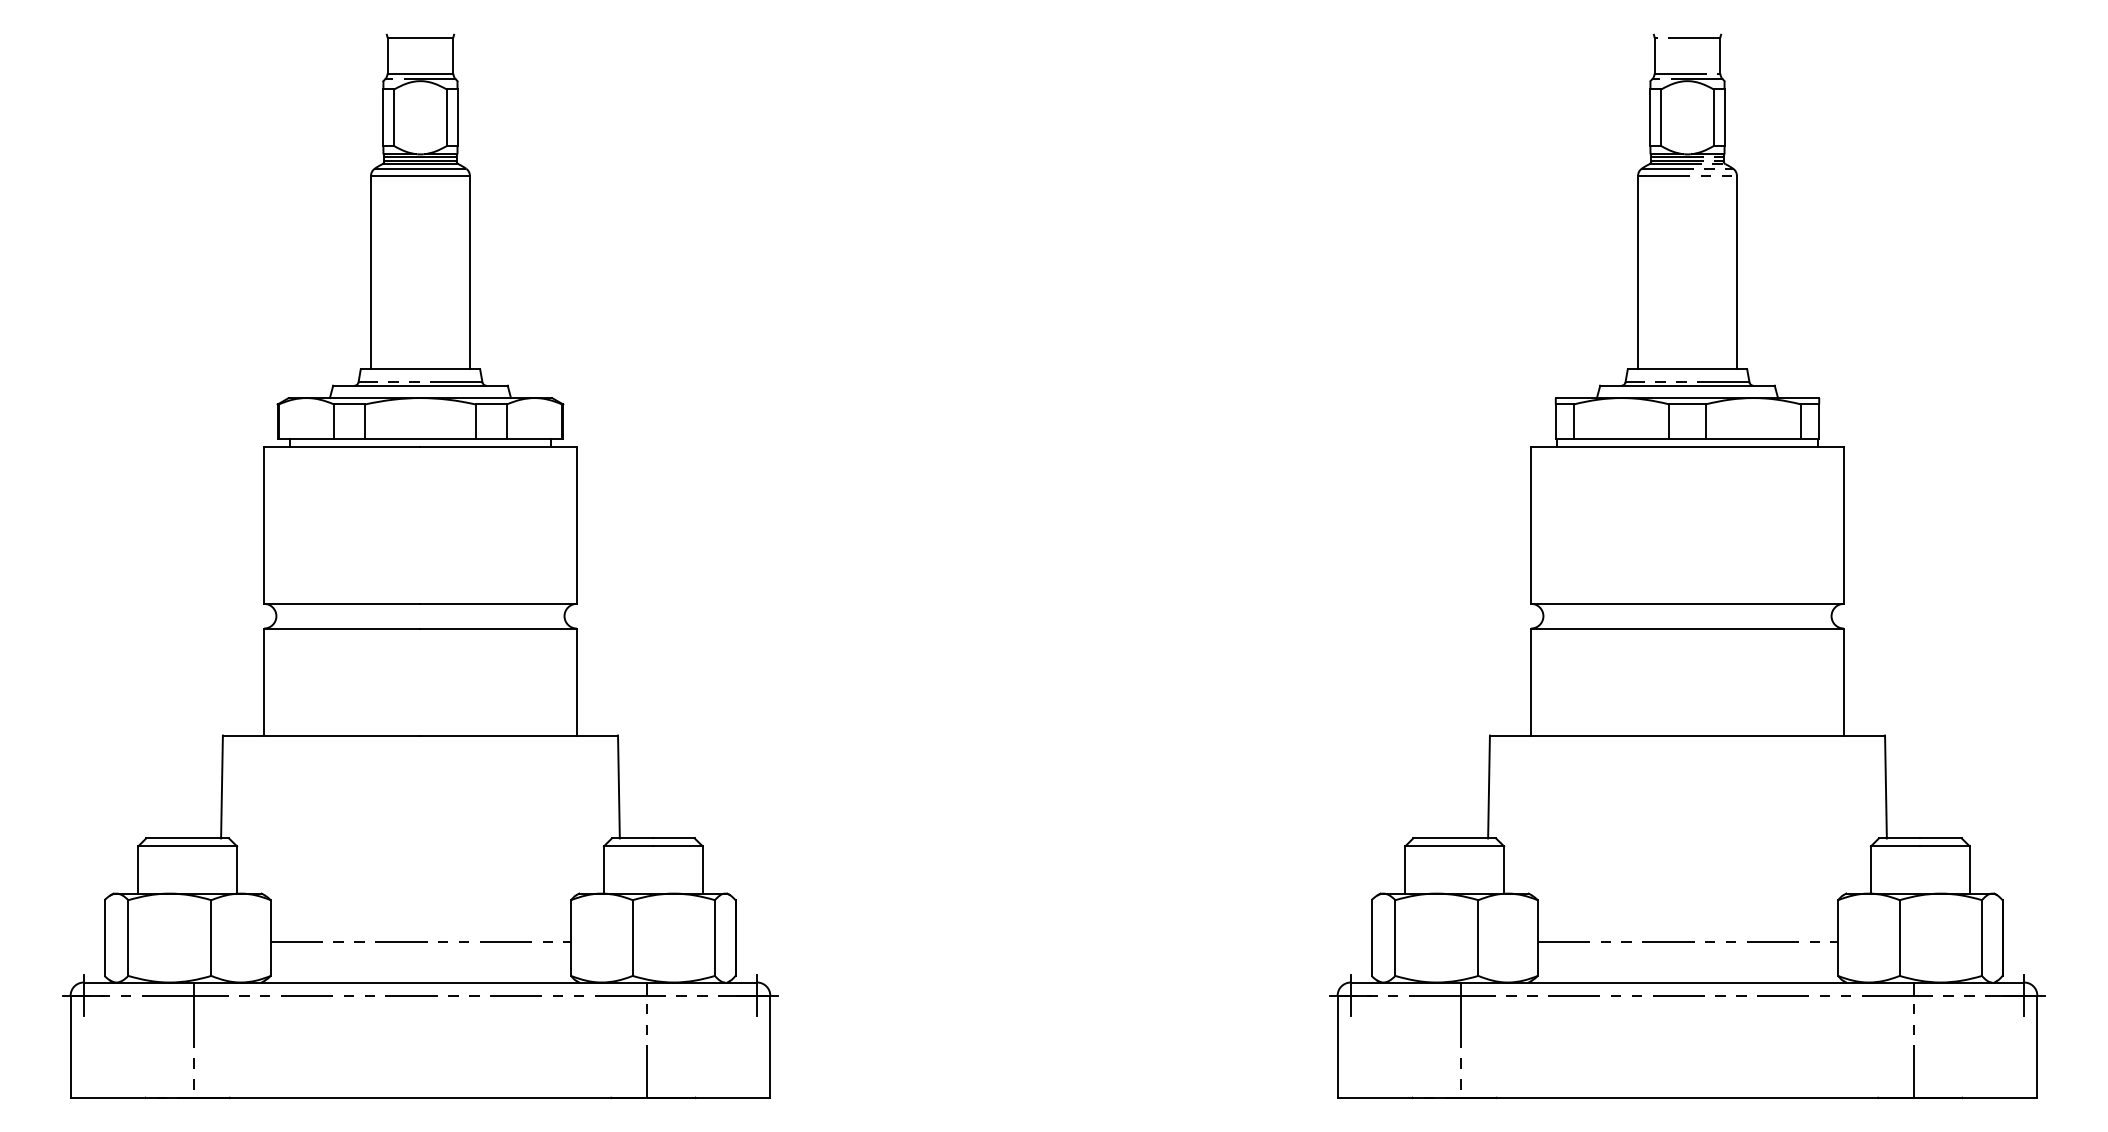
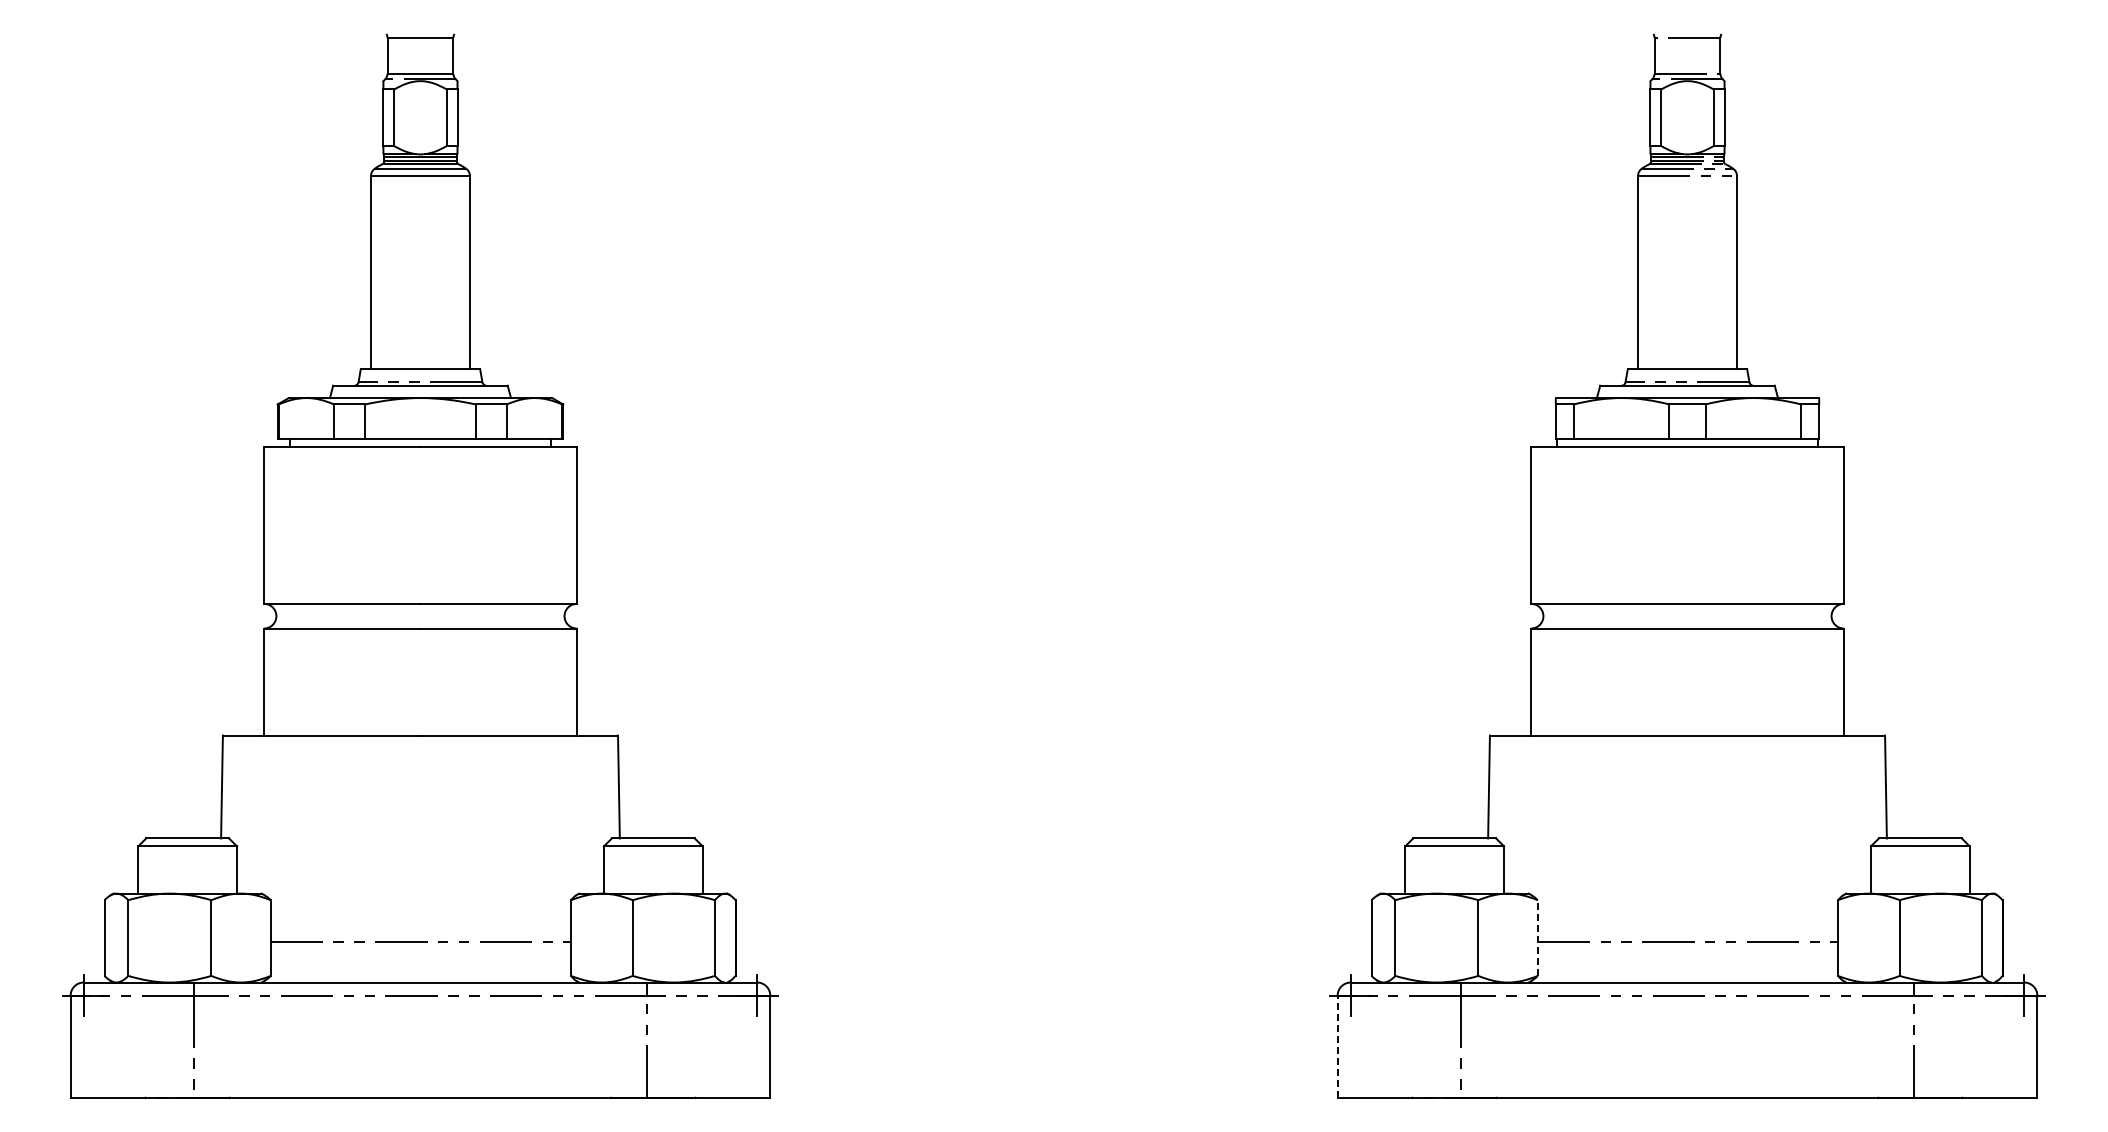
line: solid -> dashed (1537, 938)
line: solid -> dashed (1337, 1046)
